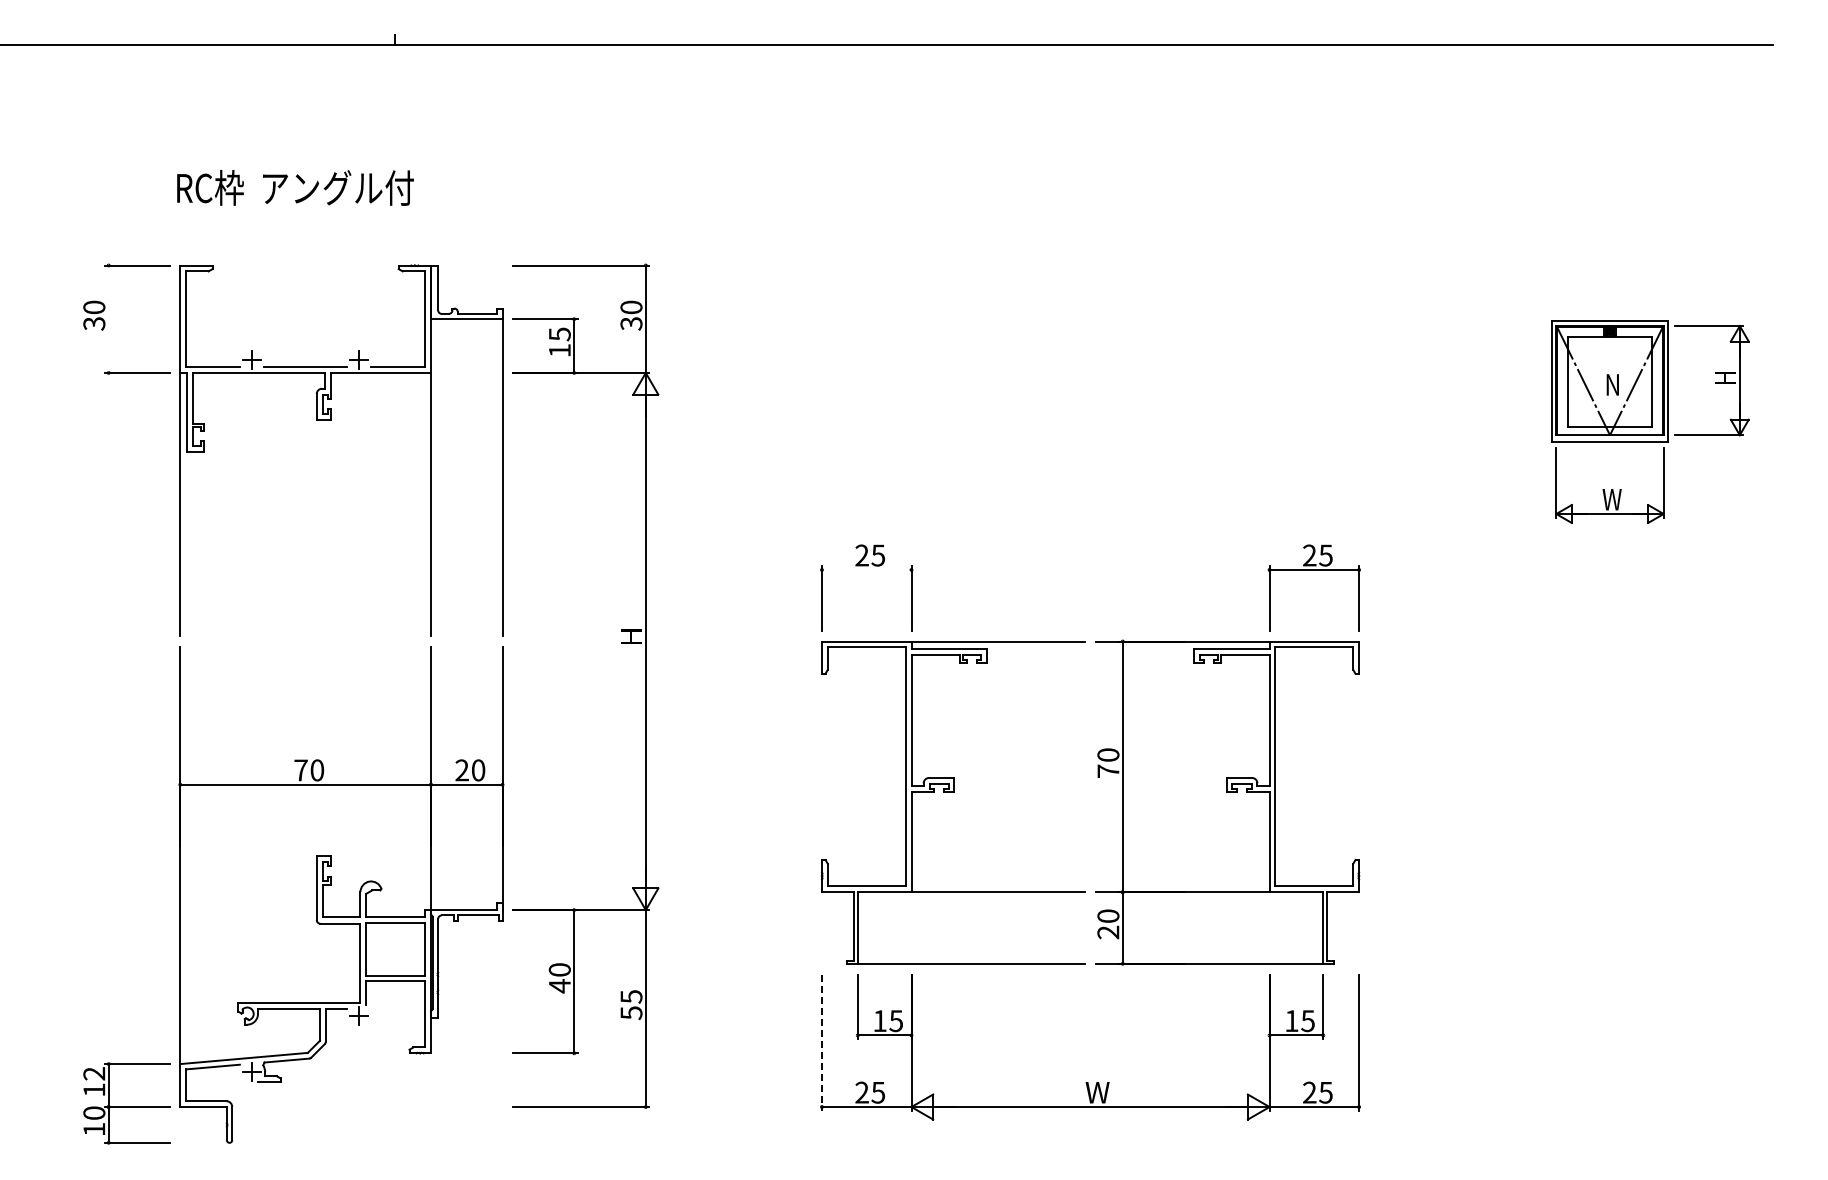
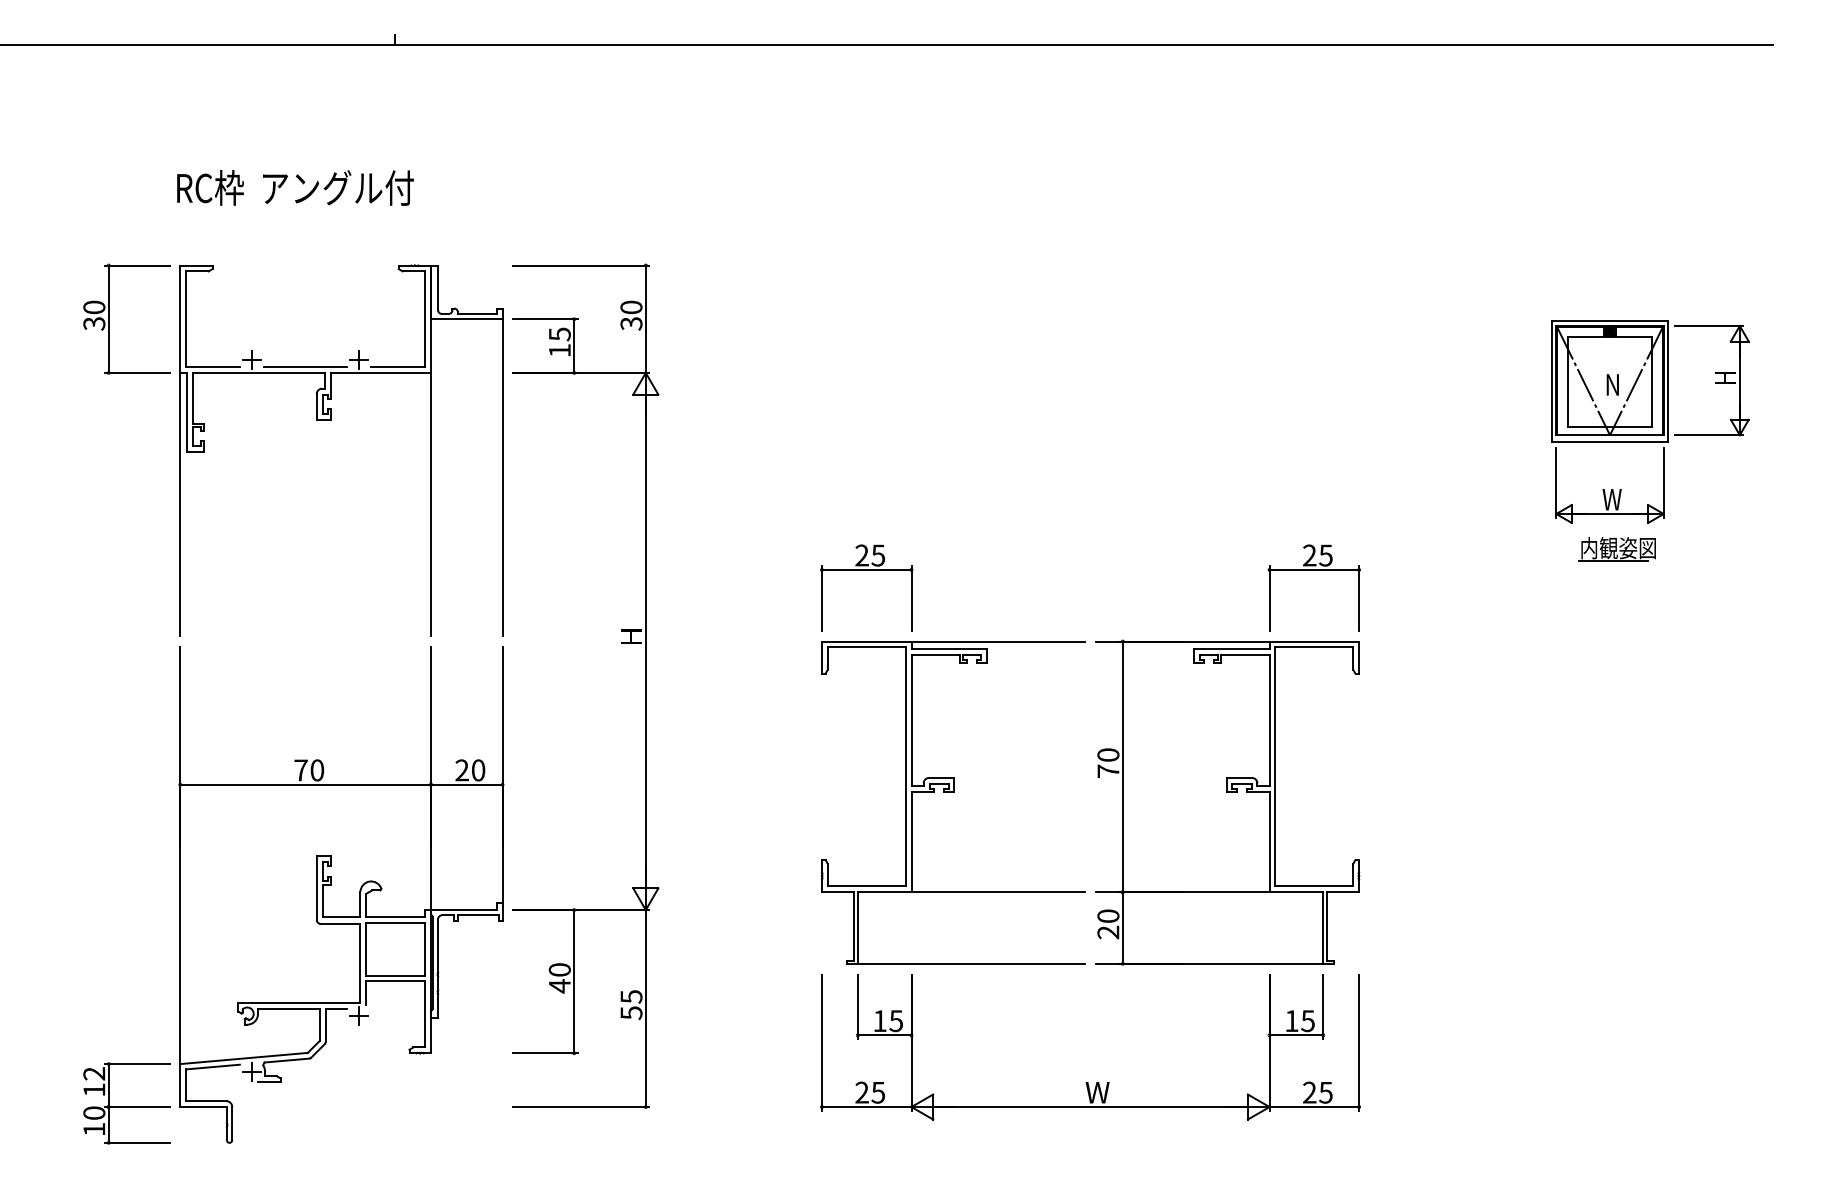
line: none -> present (108, 318)
part: none -> present (1616, 548)
line: none -> present (866, 569)
line: dashed -> solid (821, 1043)
